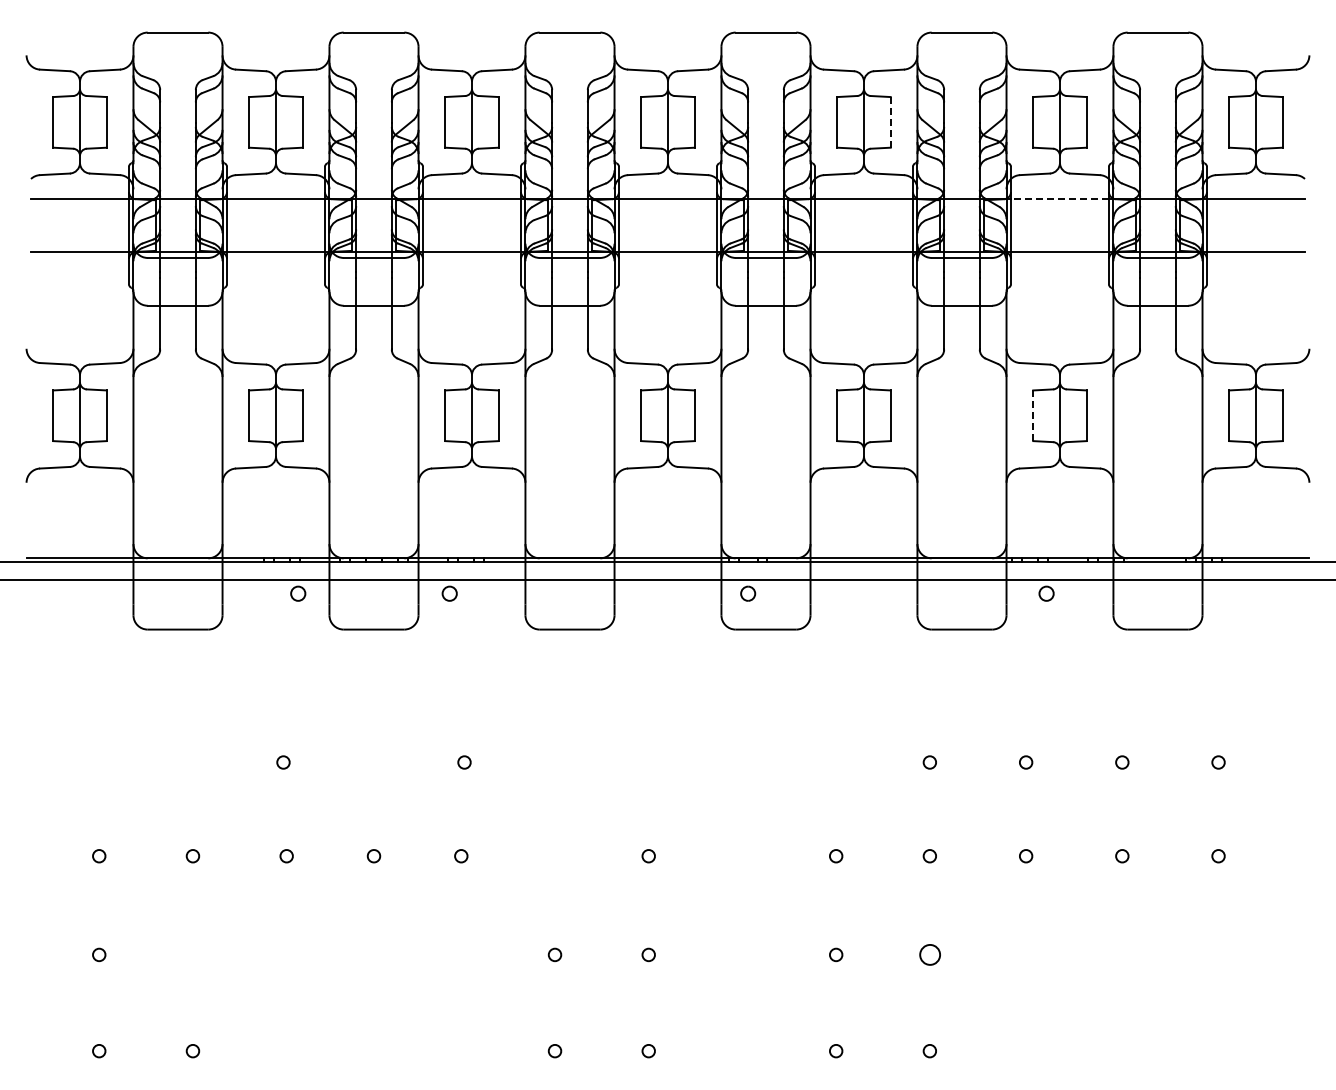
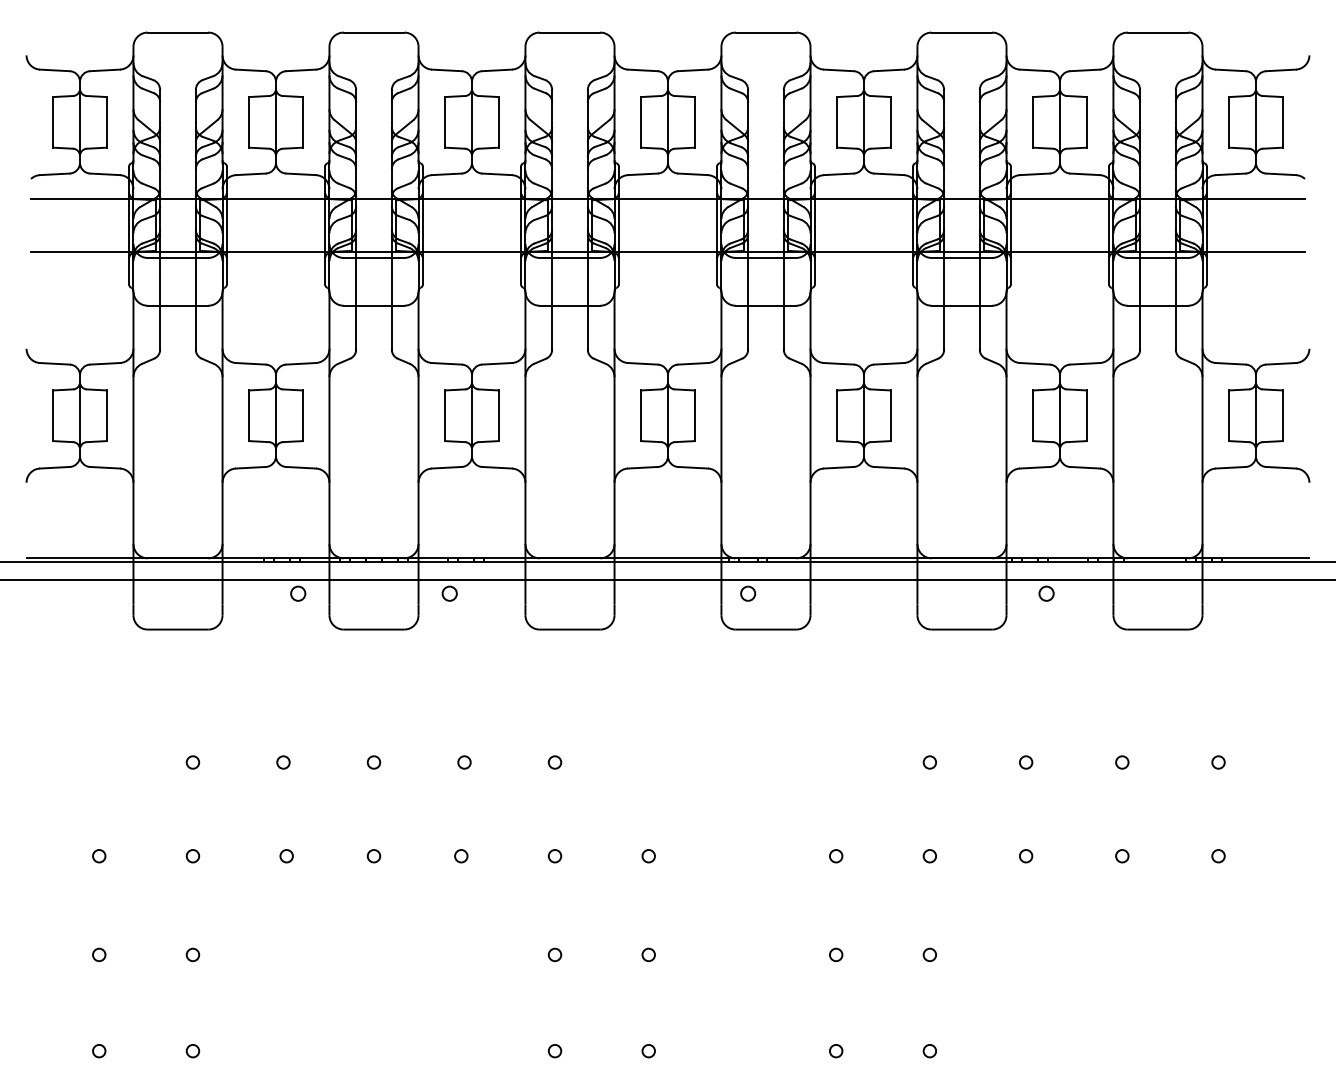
line: dashed -> solid (890, 122)
line: dashed -> solid (1059, 198)
line: dashed -> solid (1033, 416)
circle: none -> present (192, 762)
part: none -> present (373, 762)
circle: none -> present (554, 762)
circle: none -> present (554, 856)
circle: none -> present (192, 954)
circle size: 22x22 px -> 15x16 px (929, 954)
